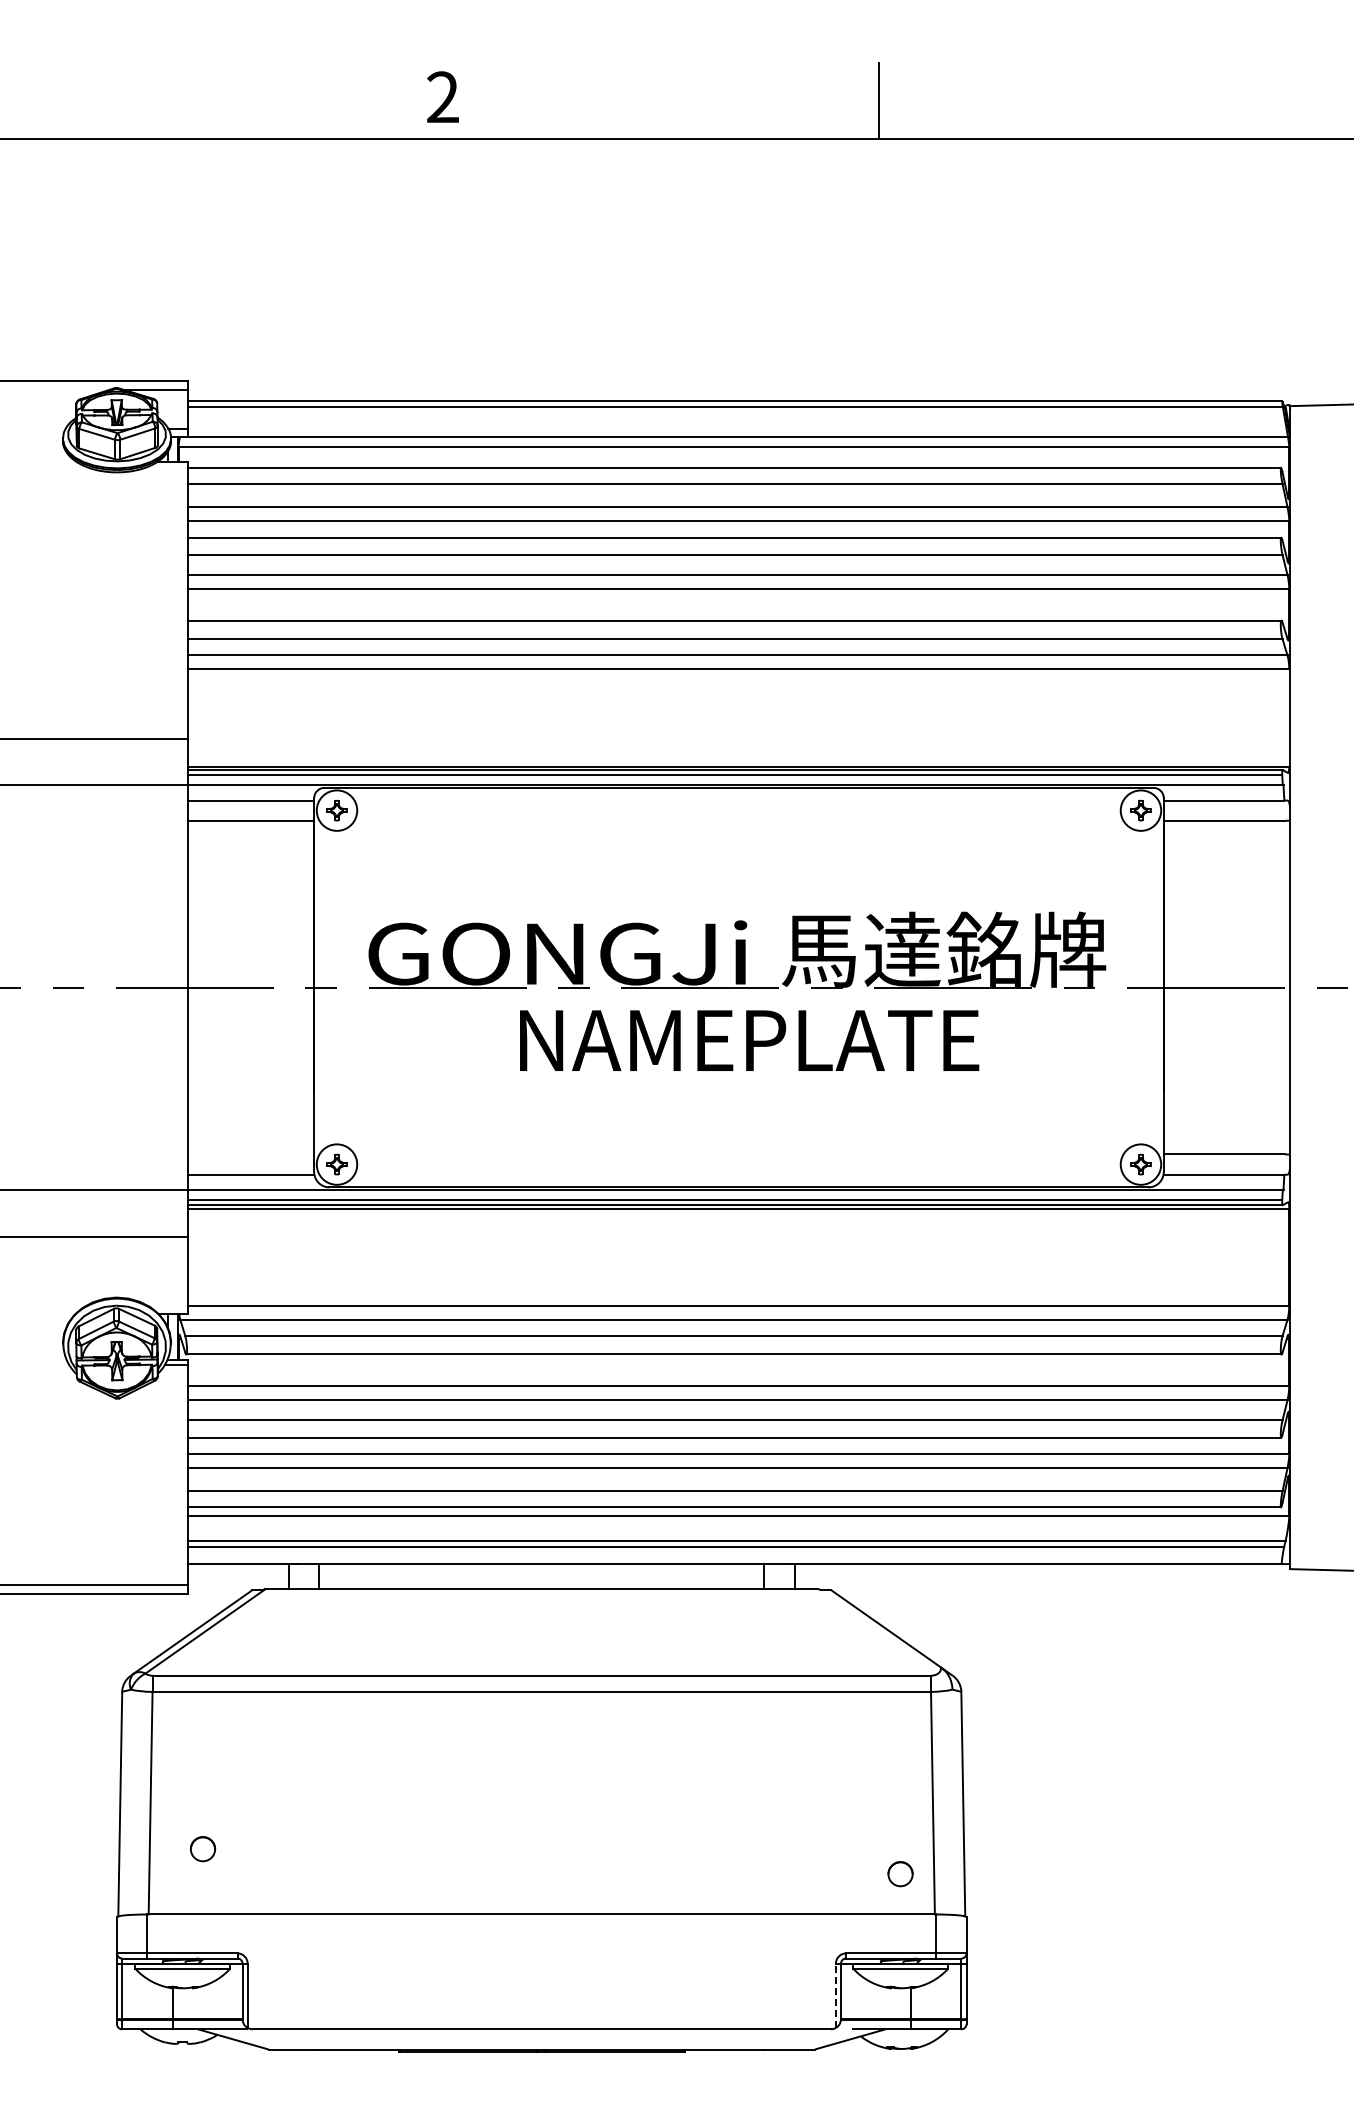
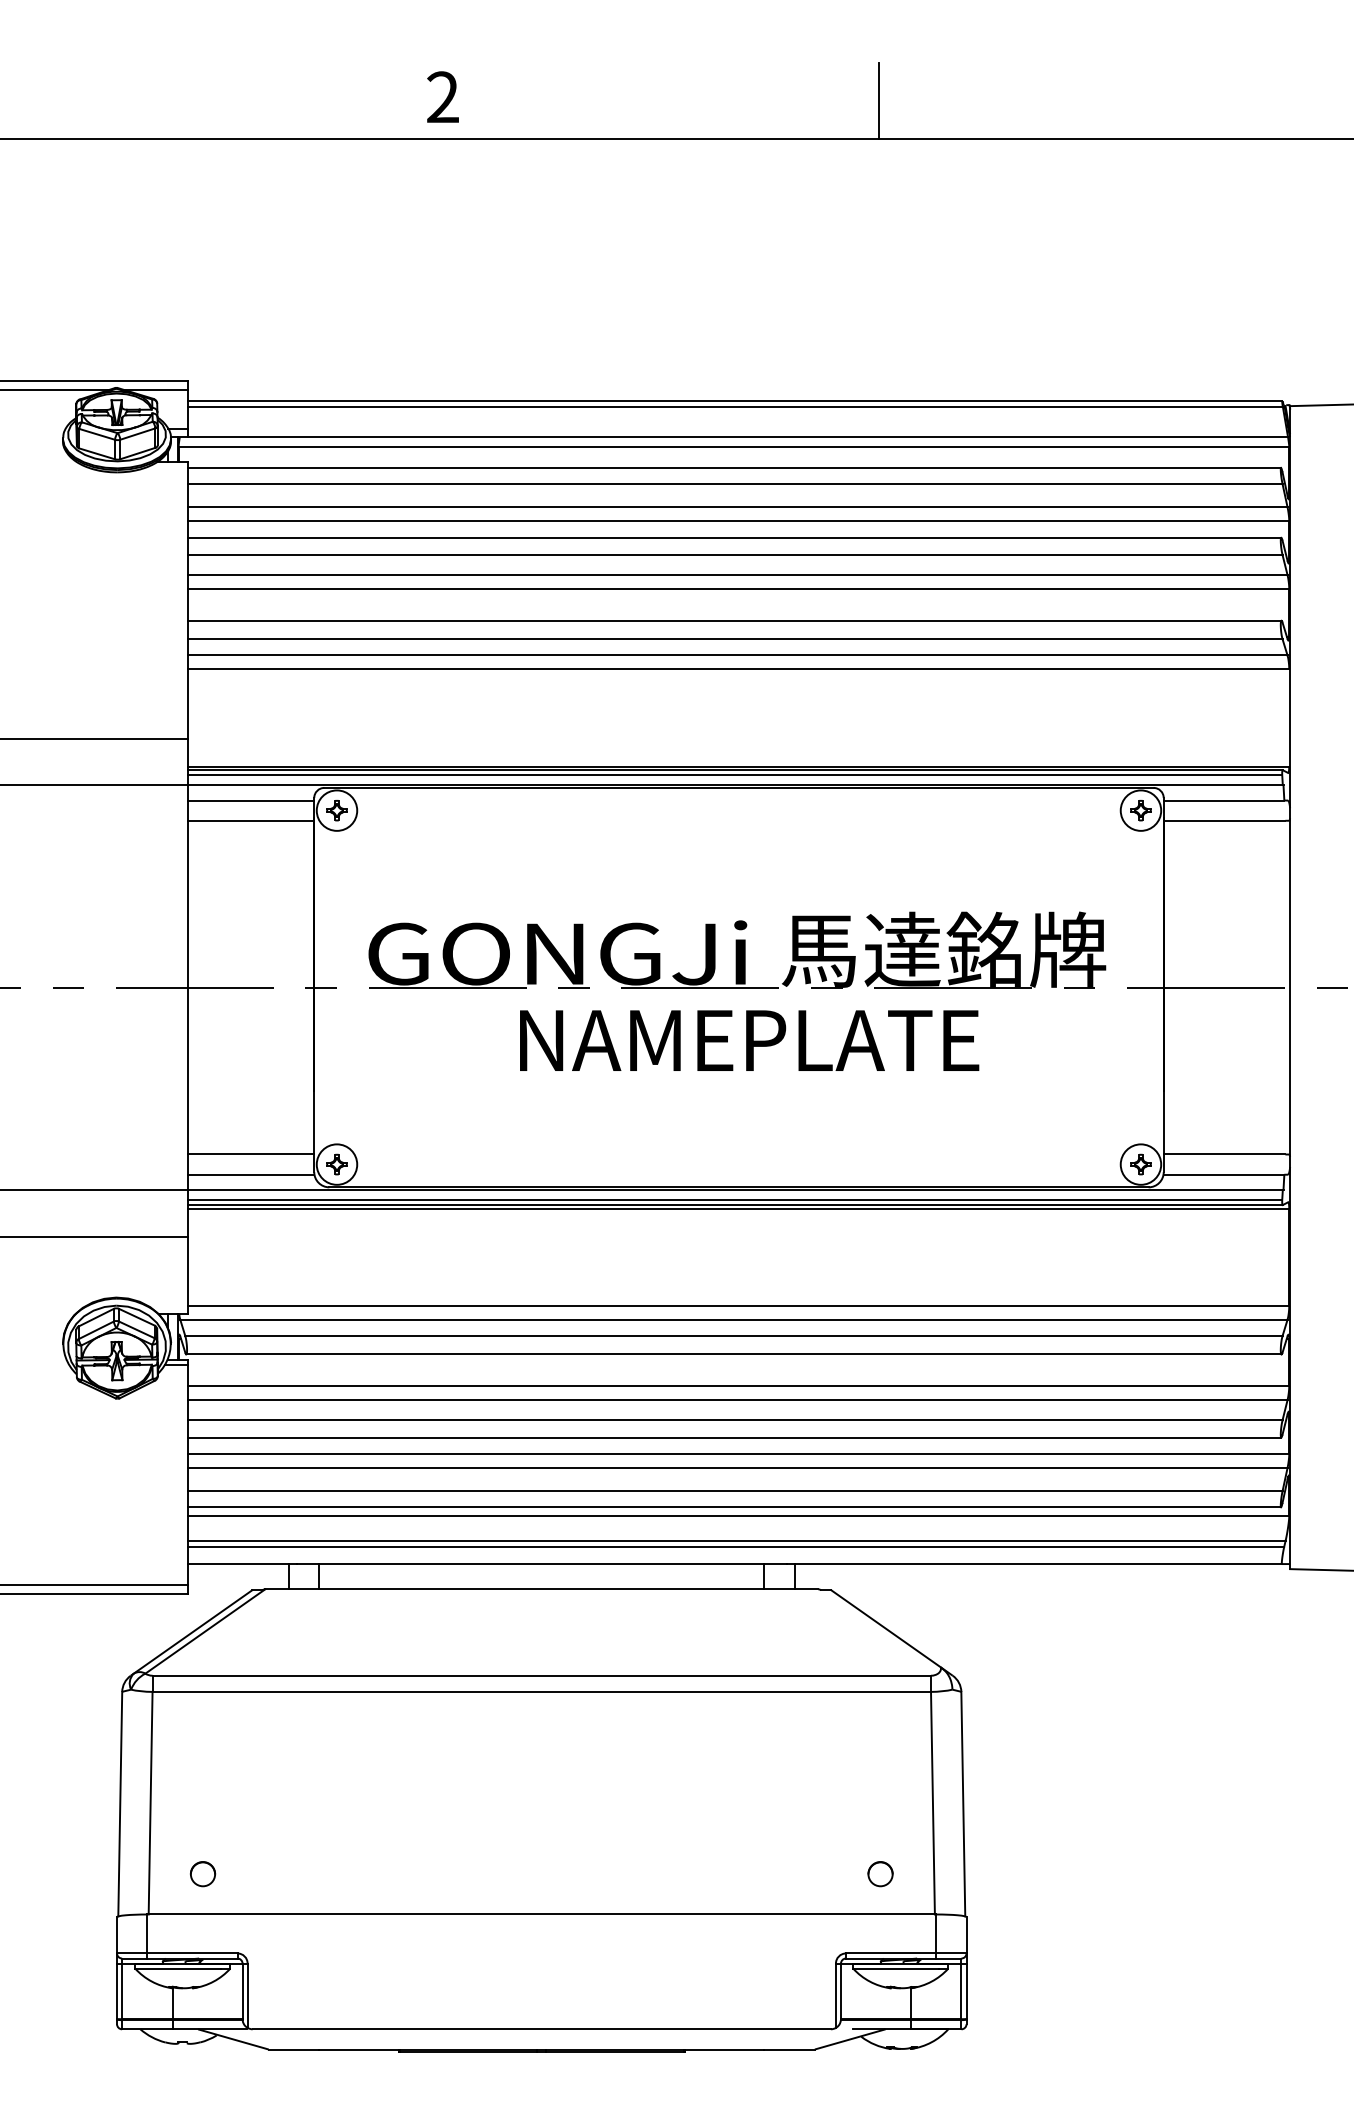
line: none -> present (55, 390)
line: none -> present (250, 1154)
circle position: (203, 1849) -> (203, 1874) (203, 1874)
circle position: (900, 1874) -> (880, 1874) (880, 1874)
line: dashed -> solid (835, 1995)
